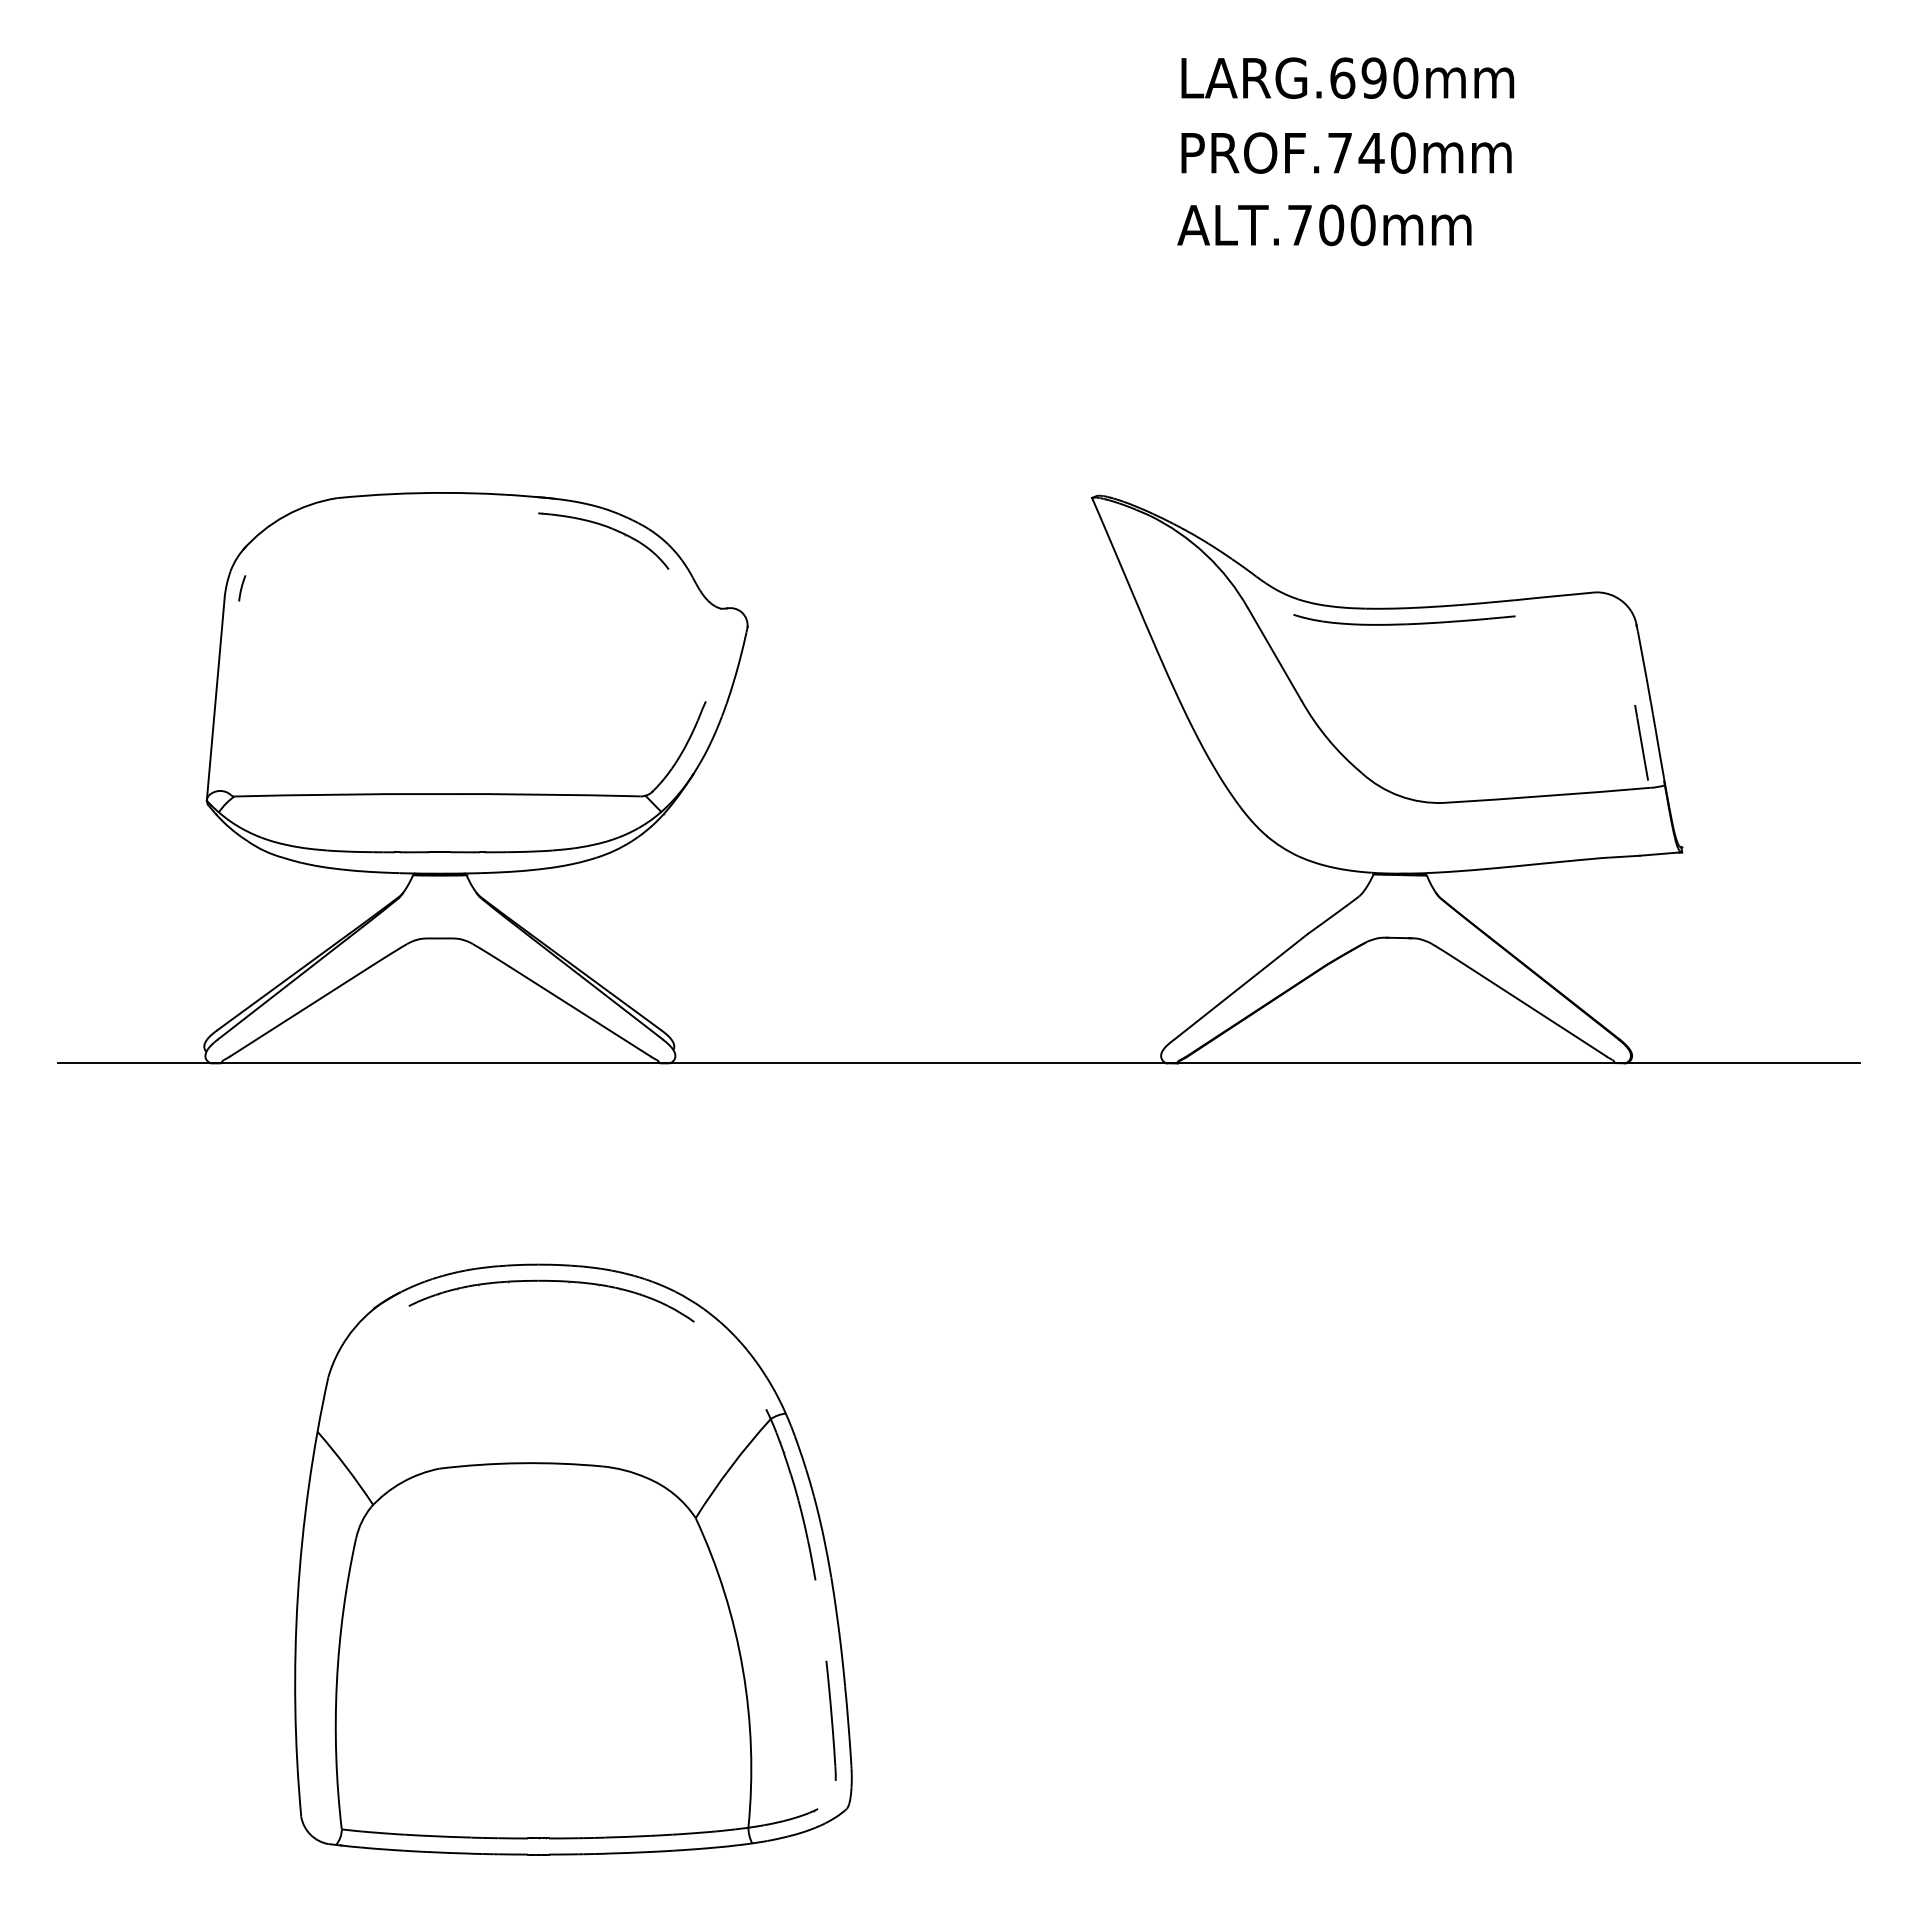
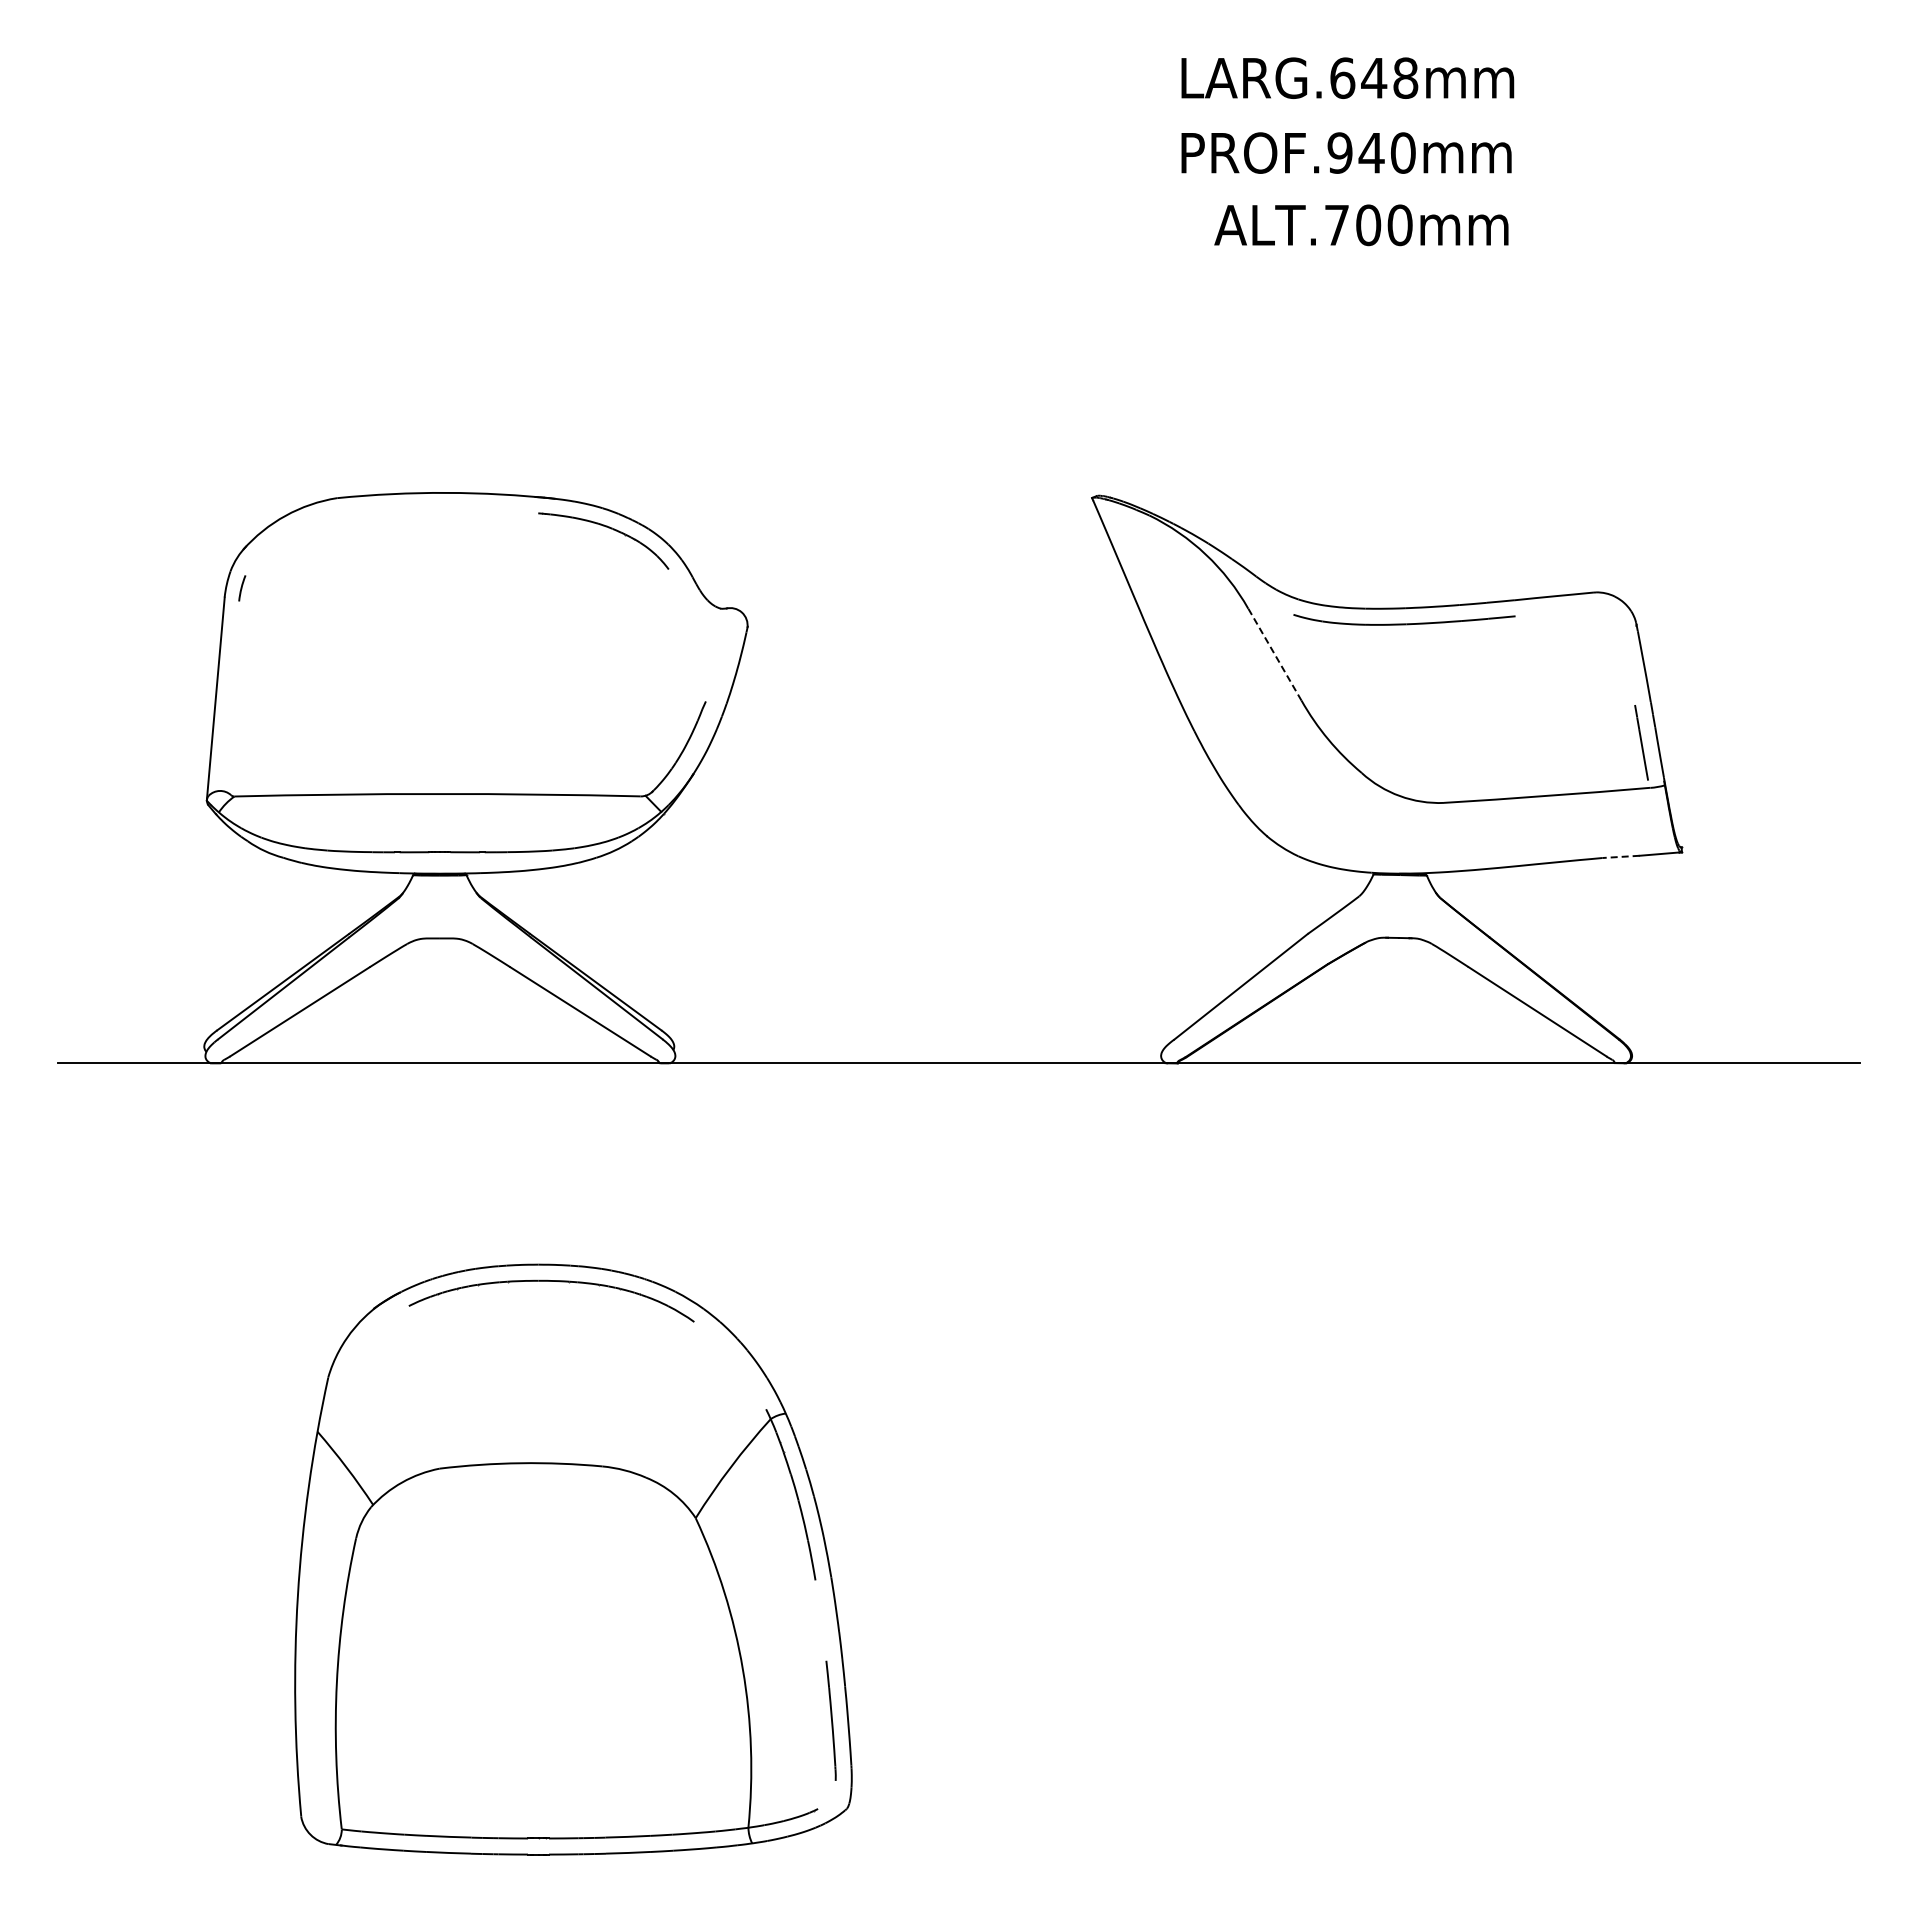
text: LARG.690mm -> LARG.648mm (1389, 77)
text: PROF.740mm -> PROF.940mm (1339, 152)
text position: (1324, 225) -> (1361, 225) (1361, 225)
line: solid -> dashed (1274, 654)
line: solid -> dashed (1620, 856)
